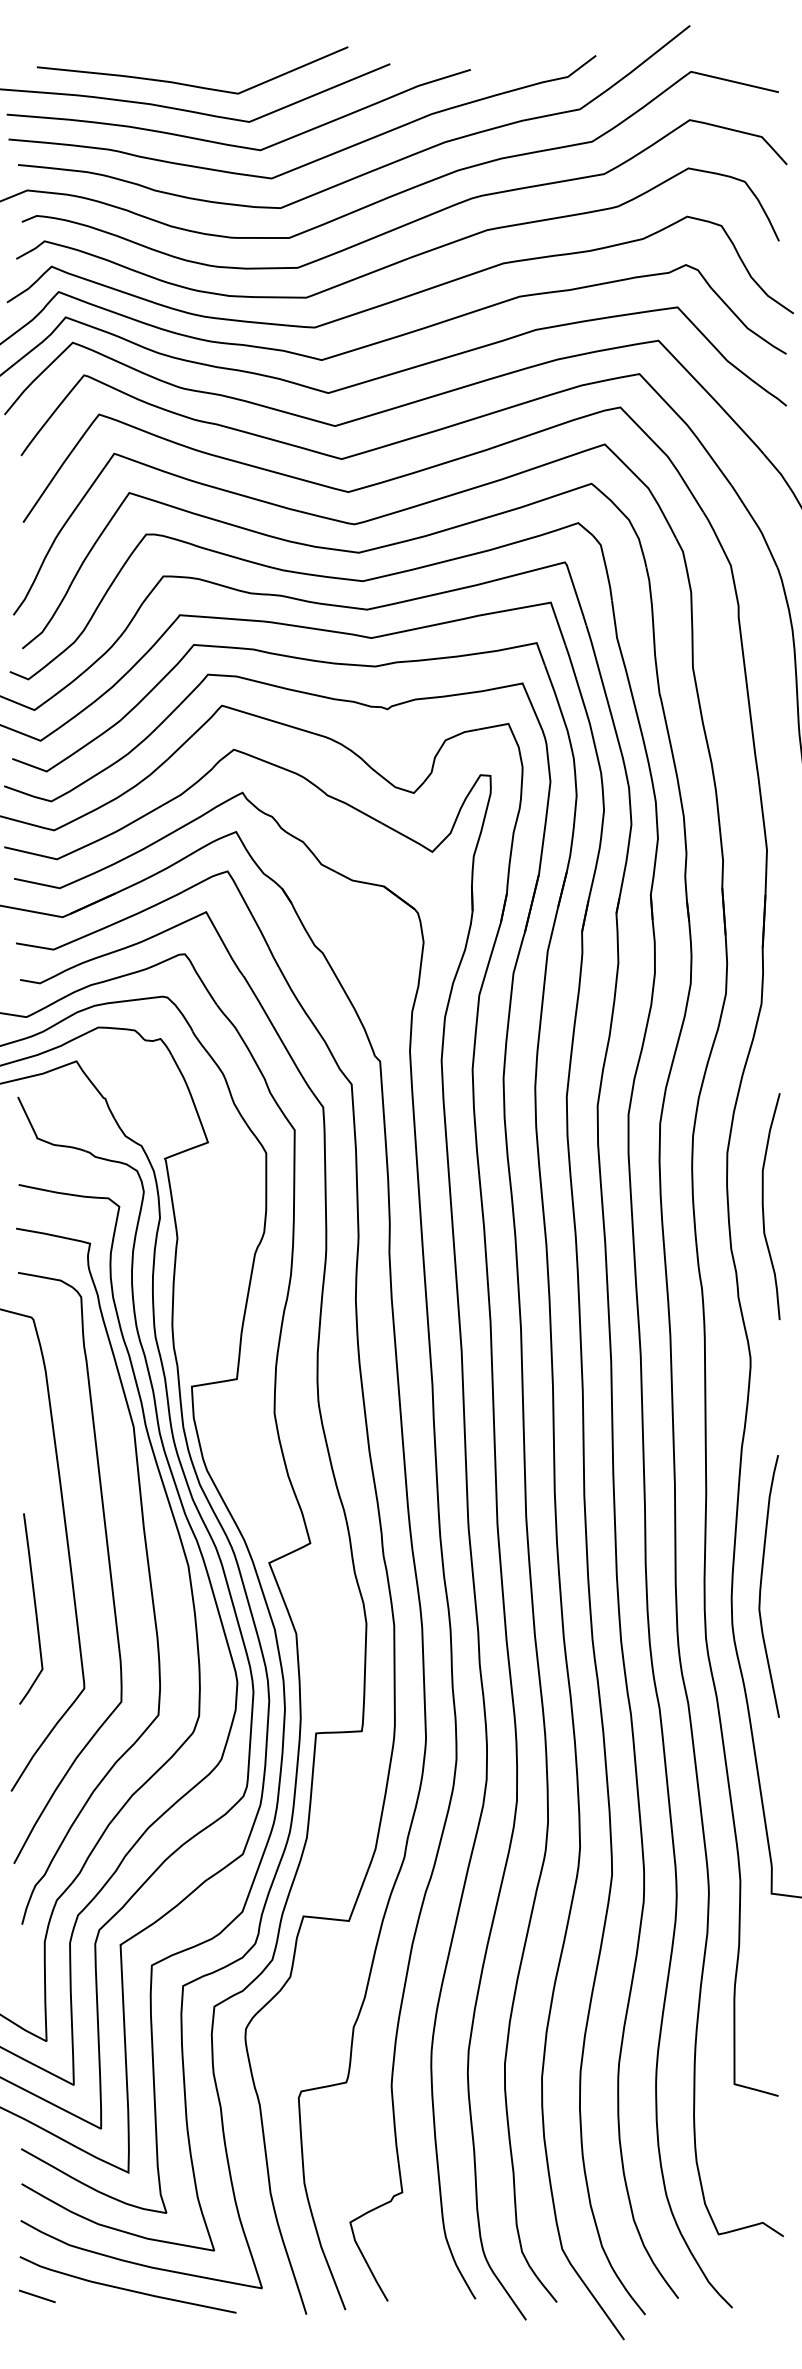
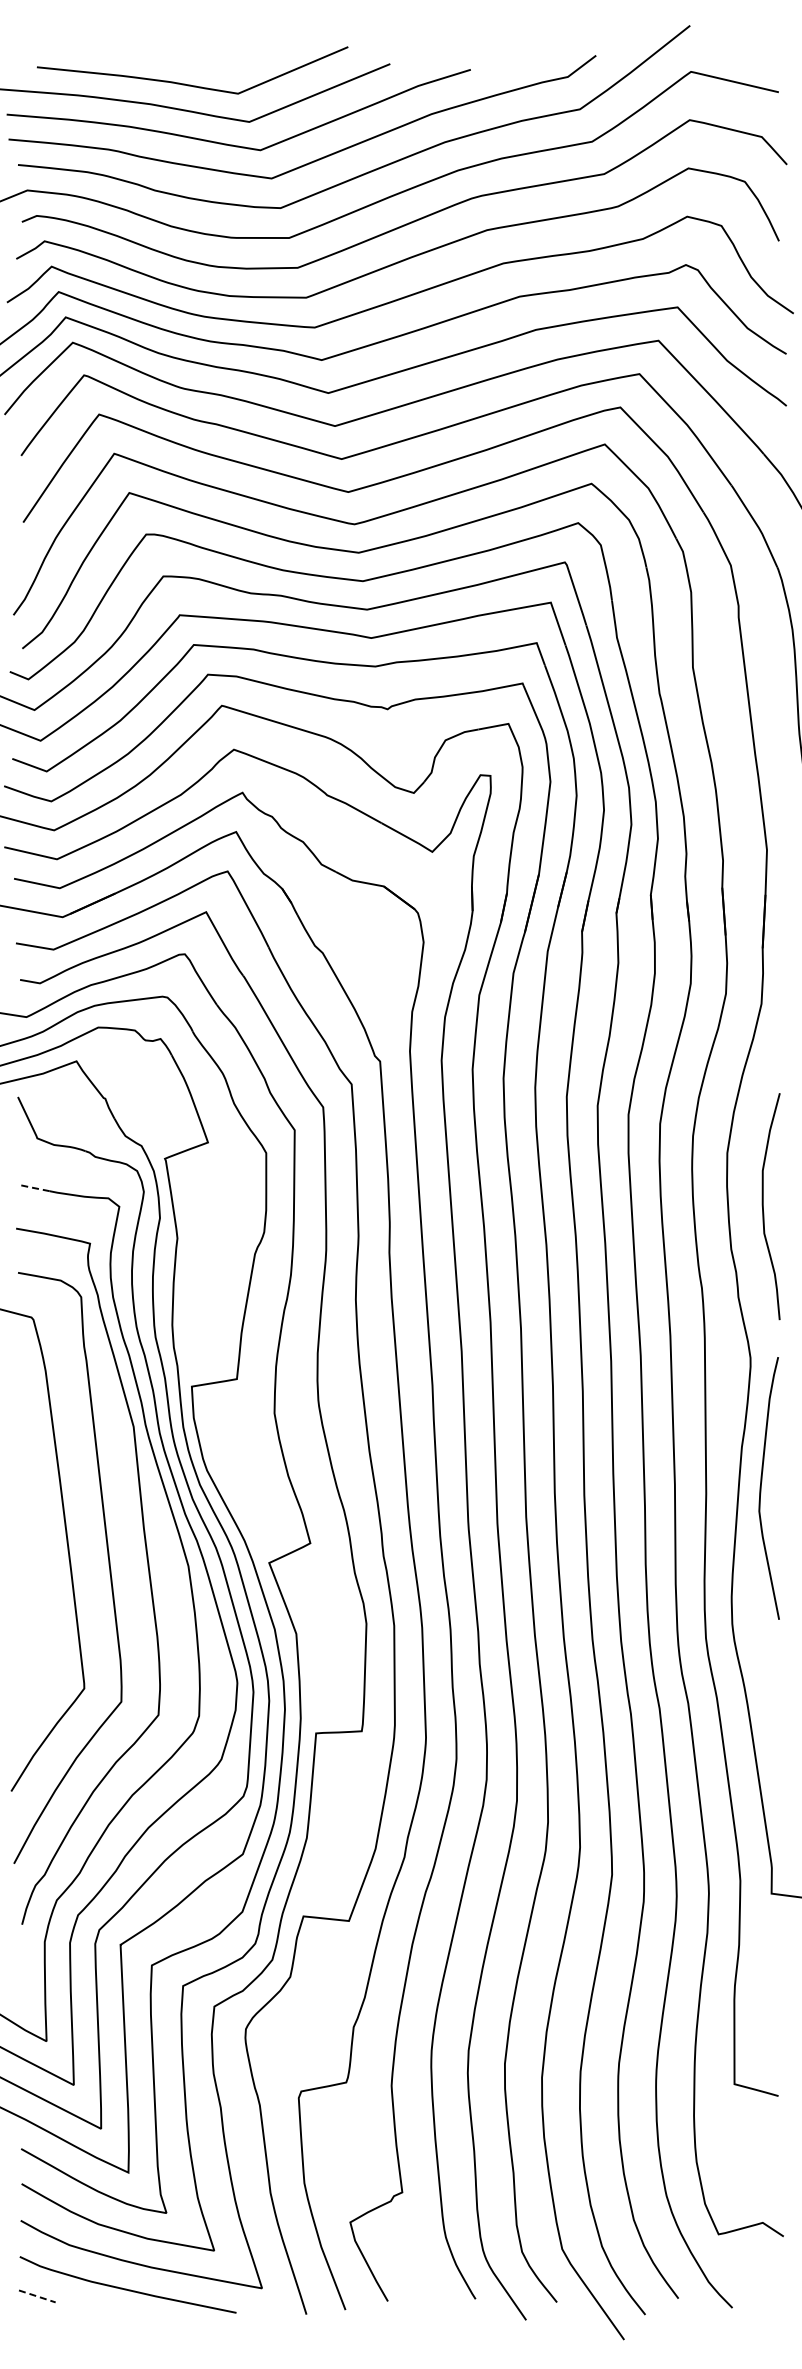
line: solid -> dashed (33, 1187)
curve position: (761, 1586) -> (761, 1488) (761, 1488)
curve: present -> none (34, 1608)
line: solid -> dashed (37, 2296)
